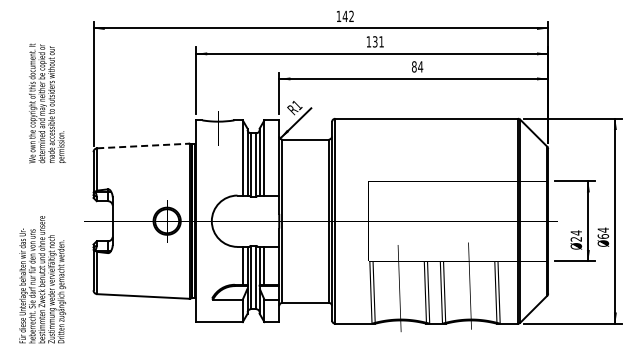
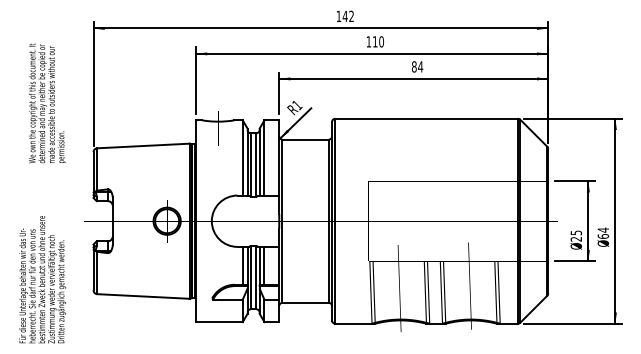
text: 131 -> 110 (377, 41)
line: dashed -> solid (143, 145)
text: 24 -> 25 (576, 232)
